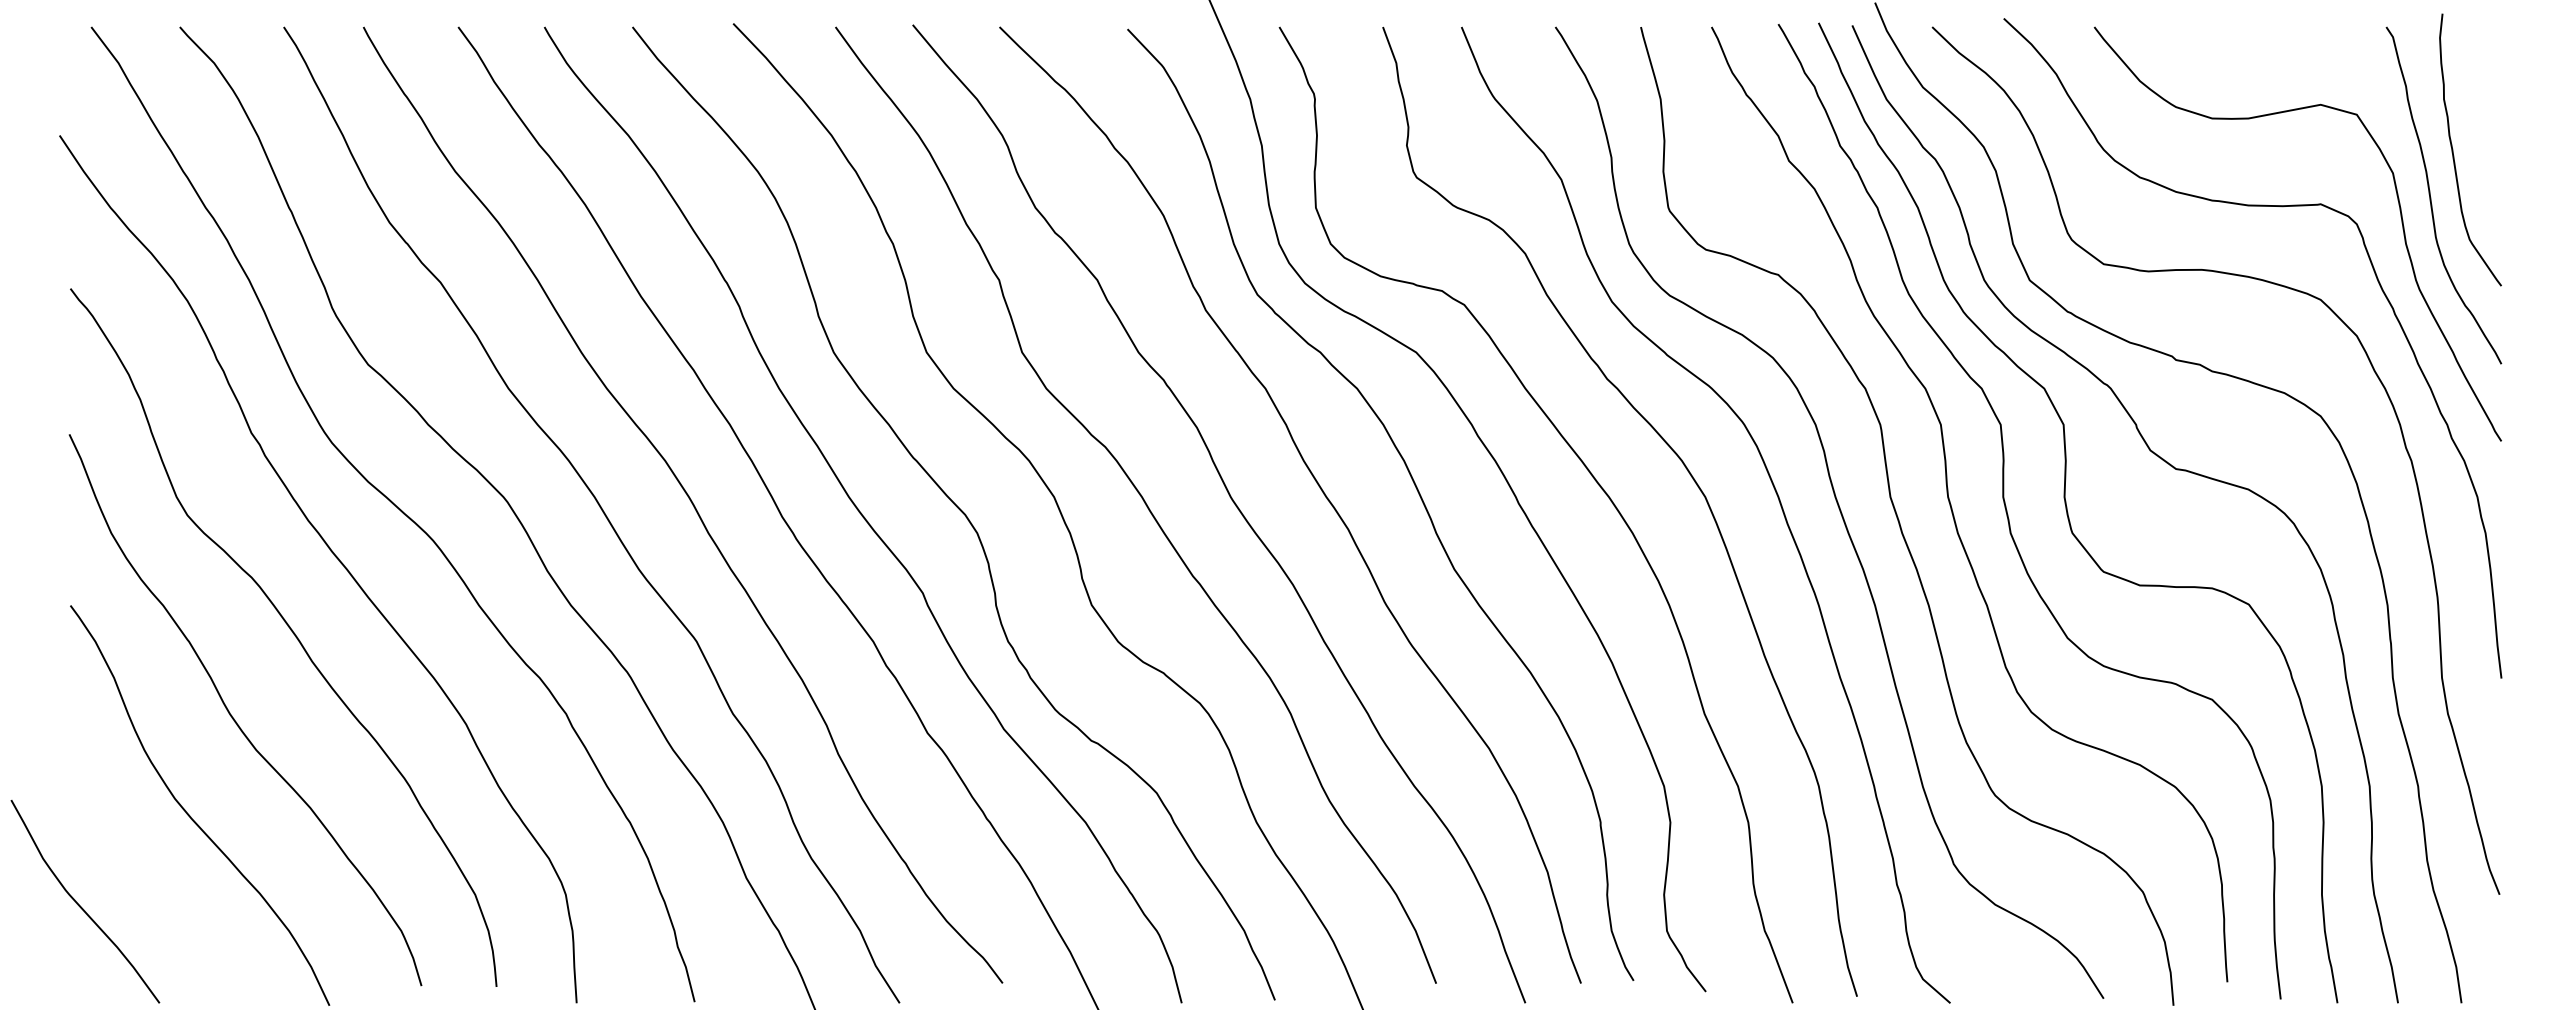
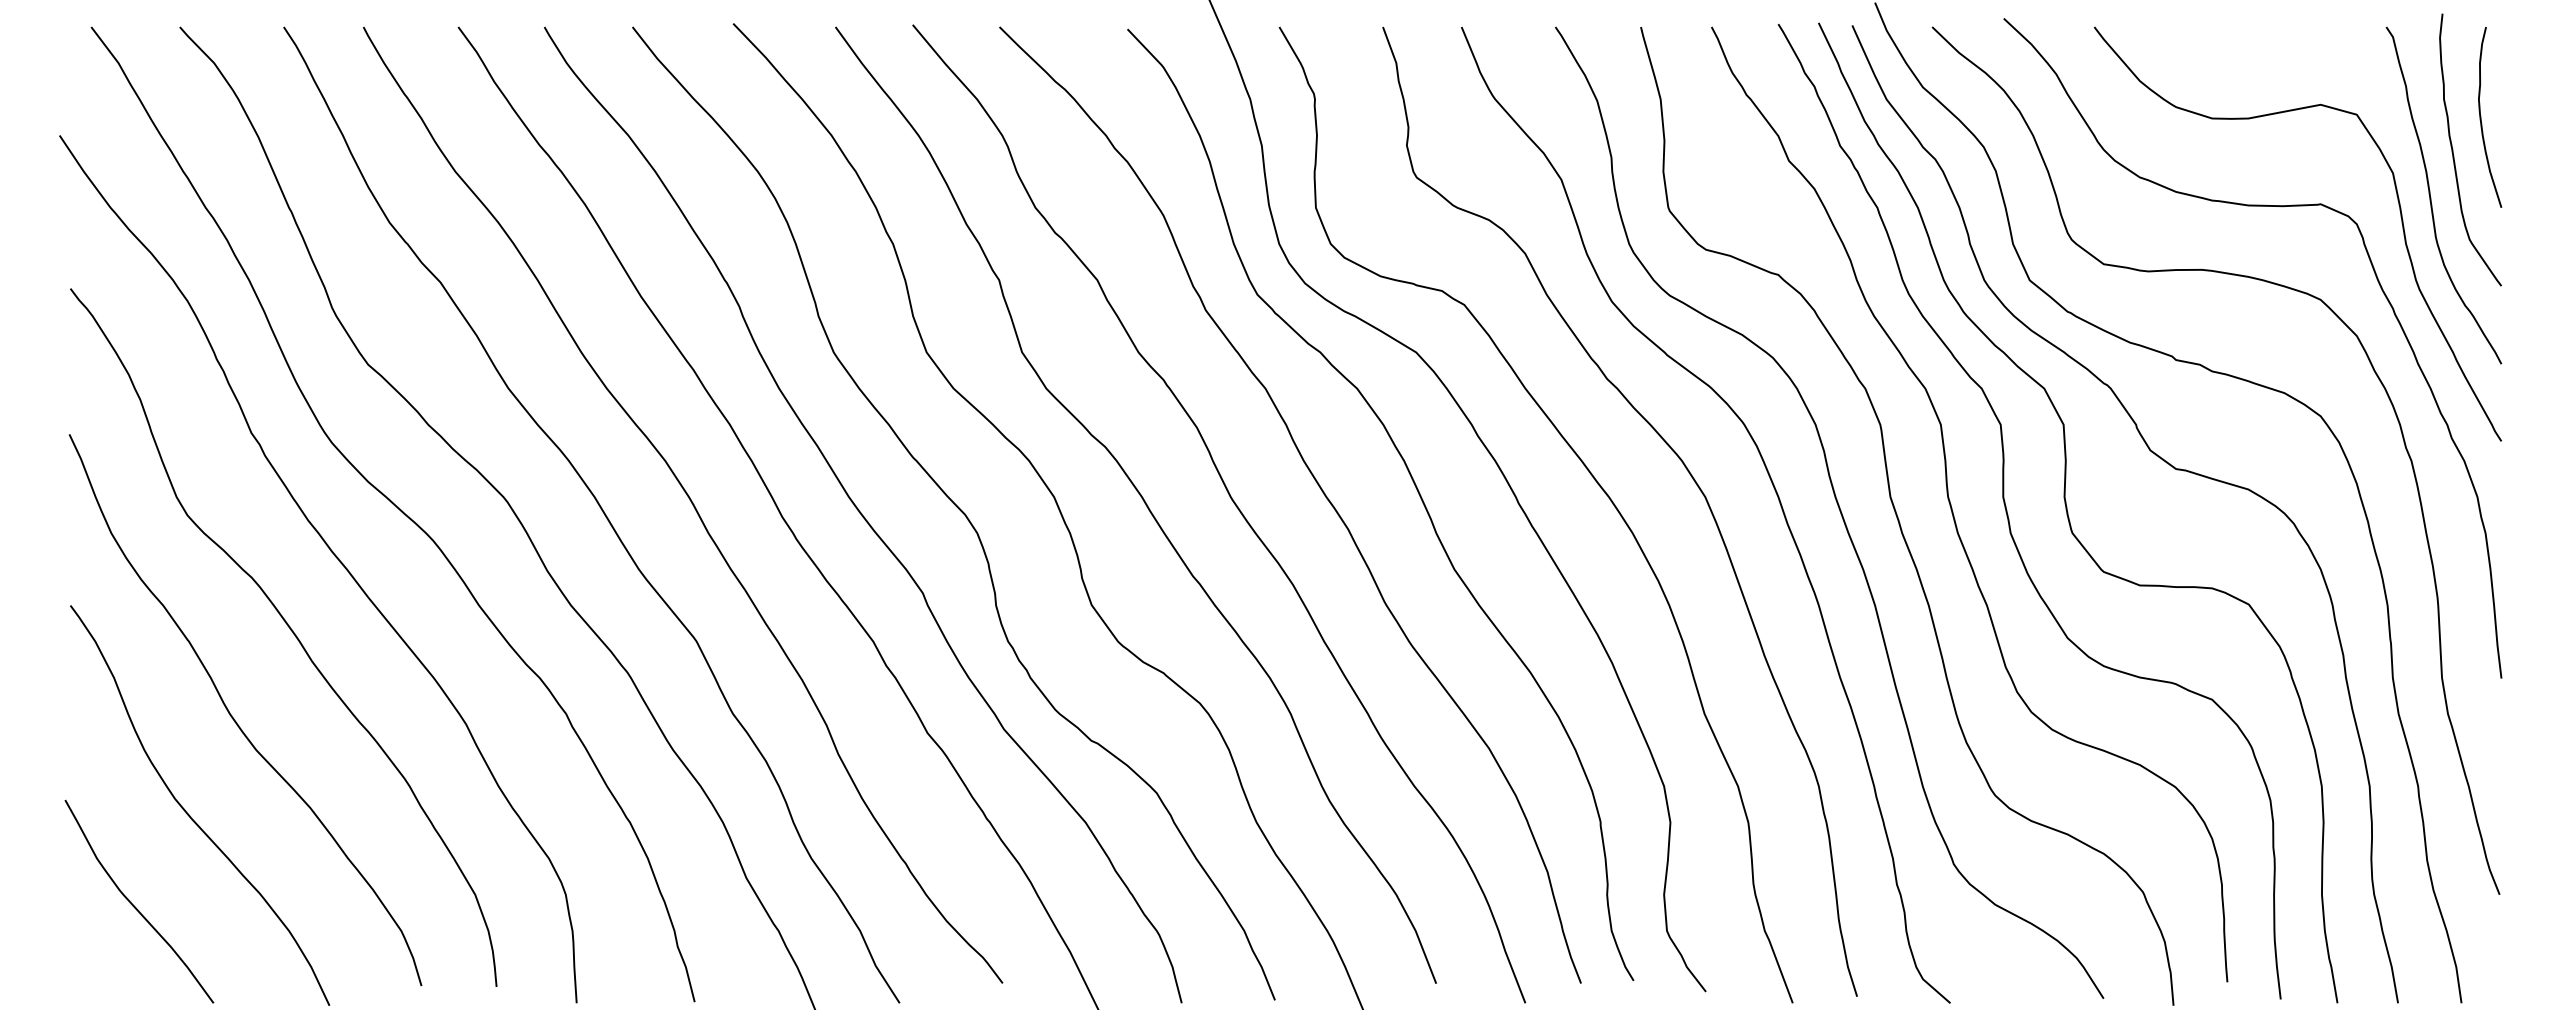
curve: none -> present (2481, 117)
curve position: (80, 905) -> (134, 905) (134, 905)
